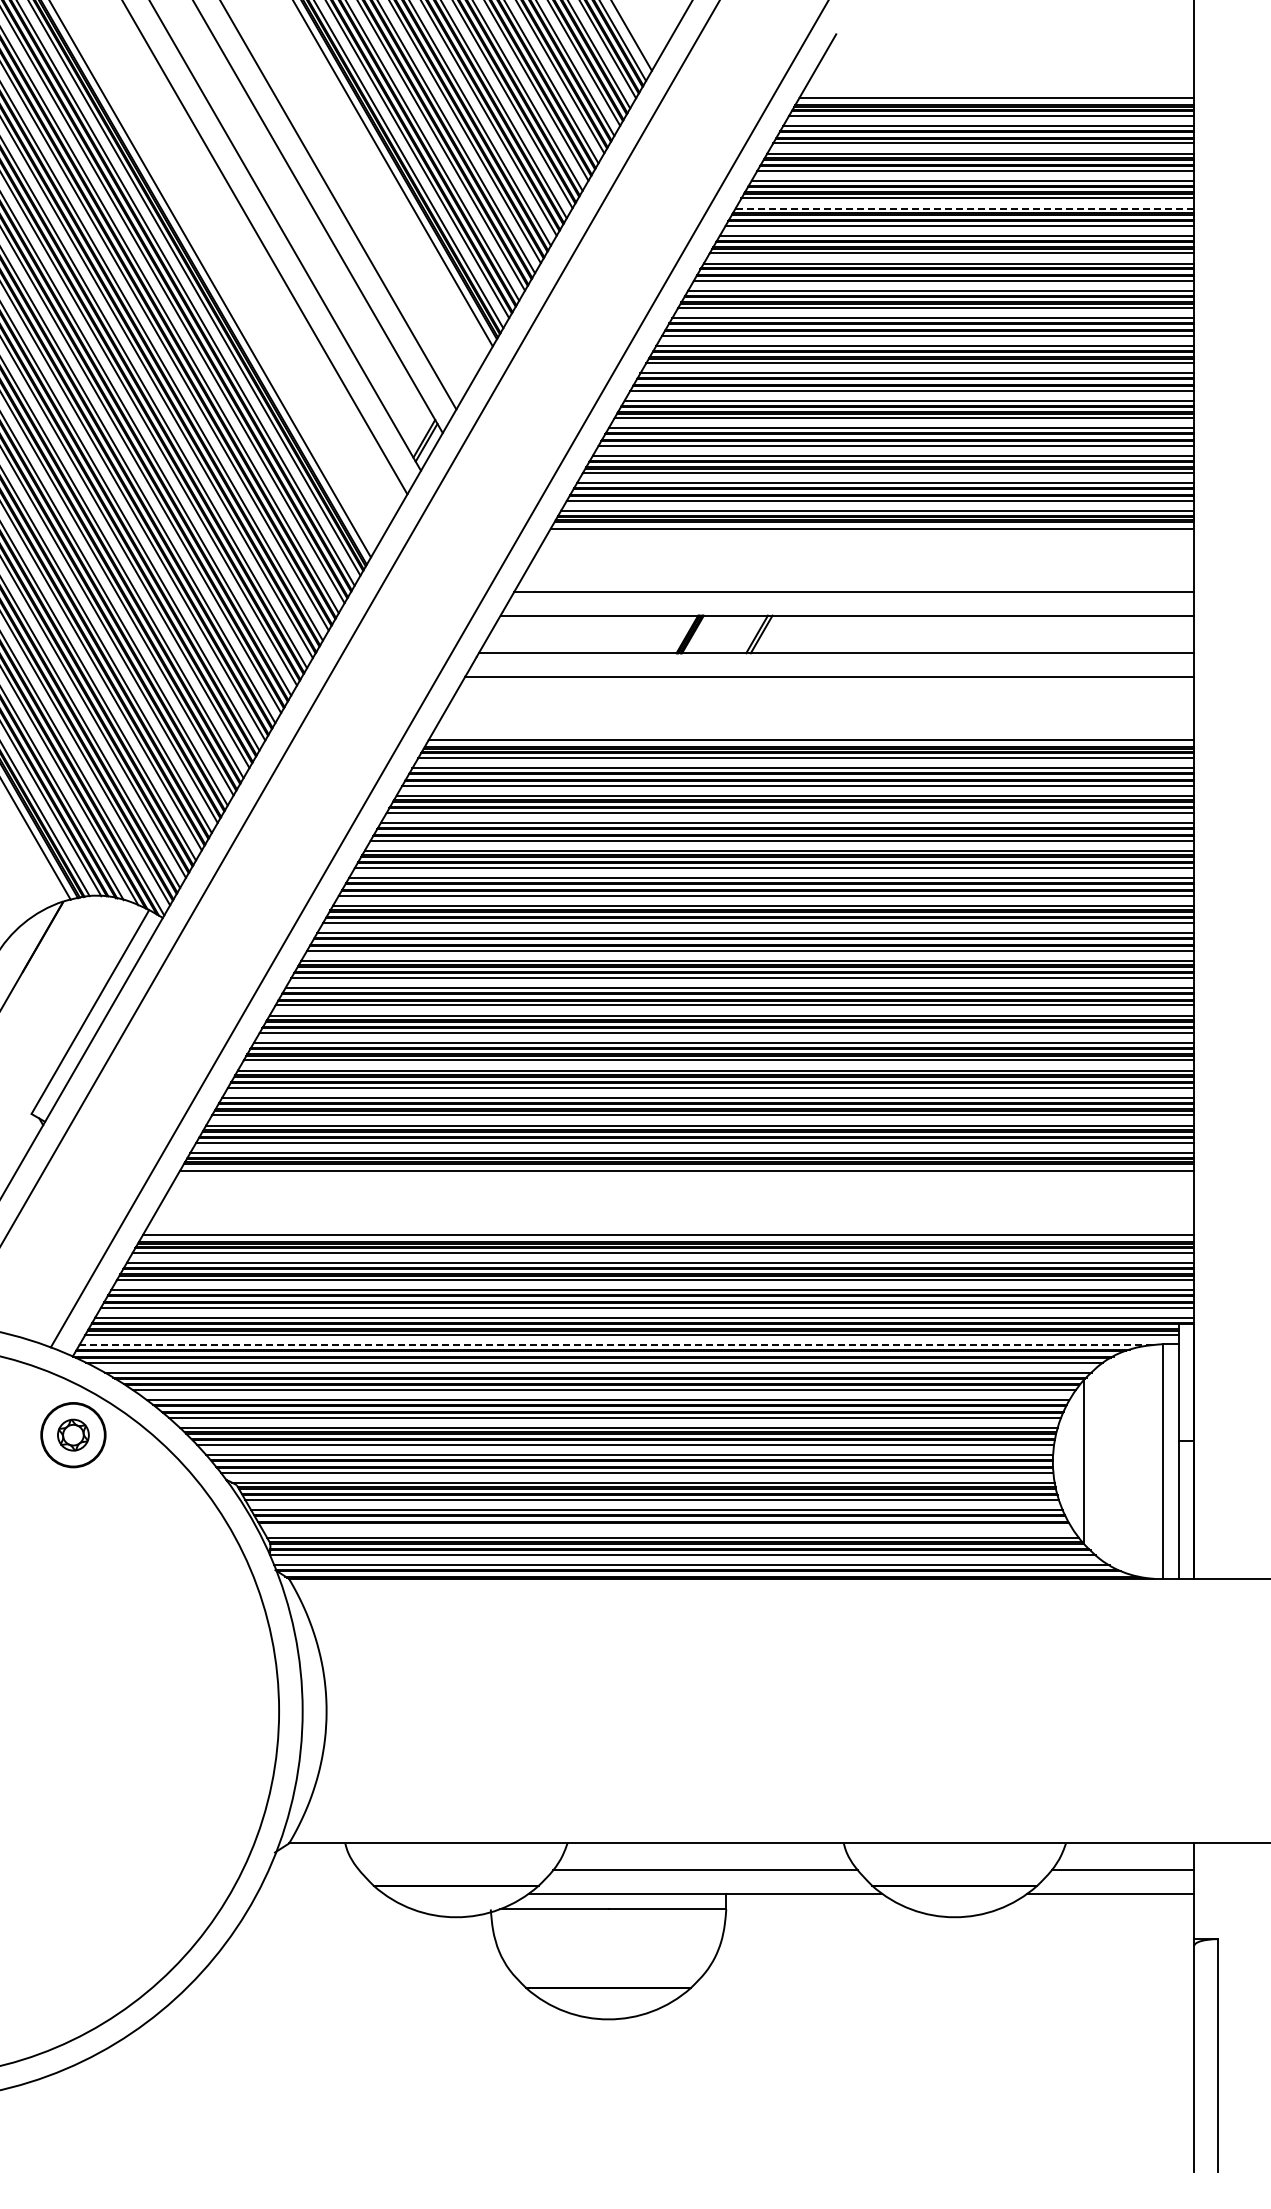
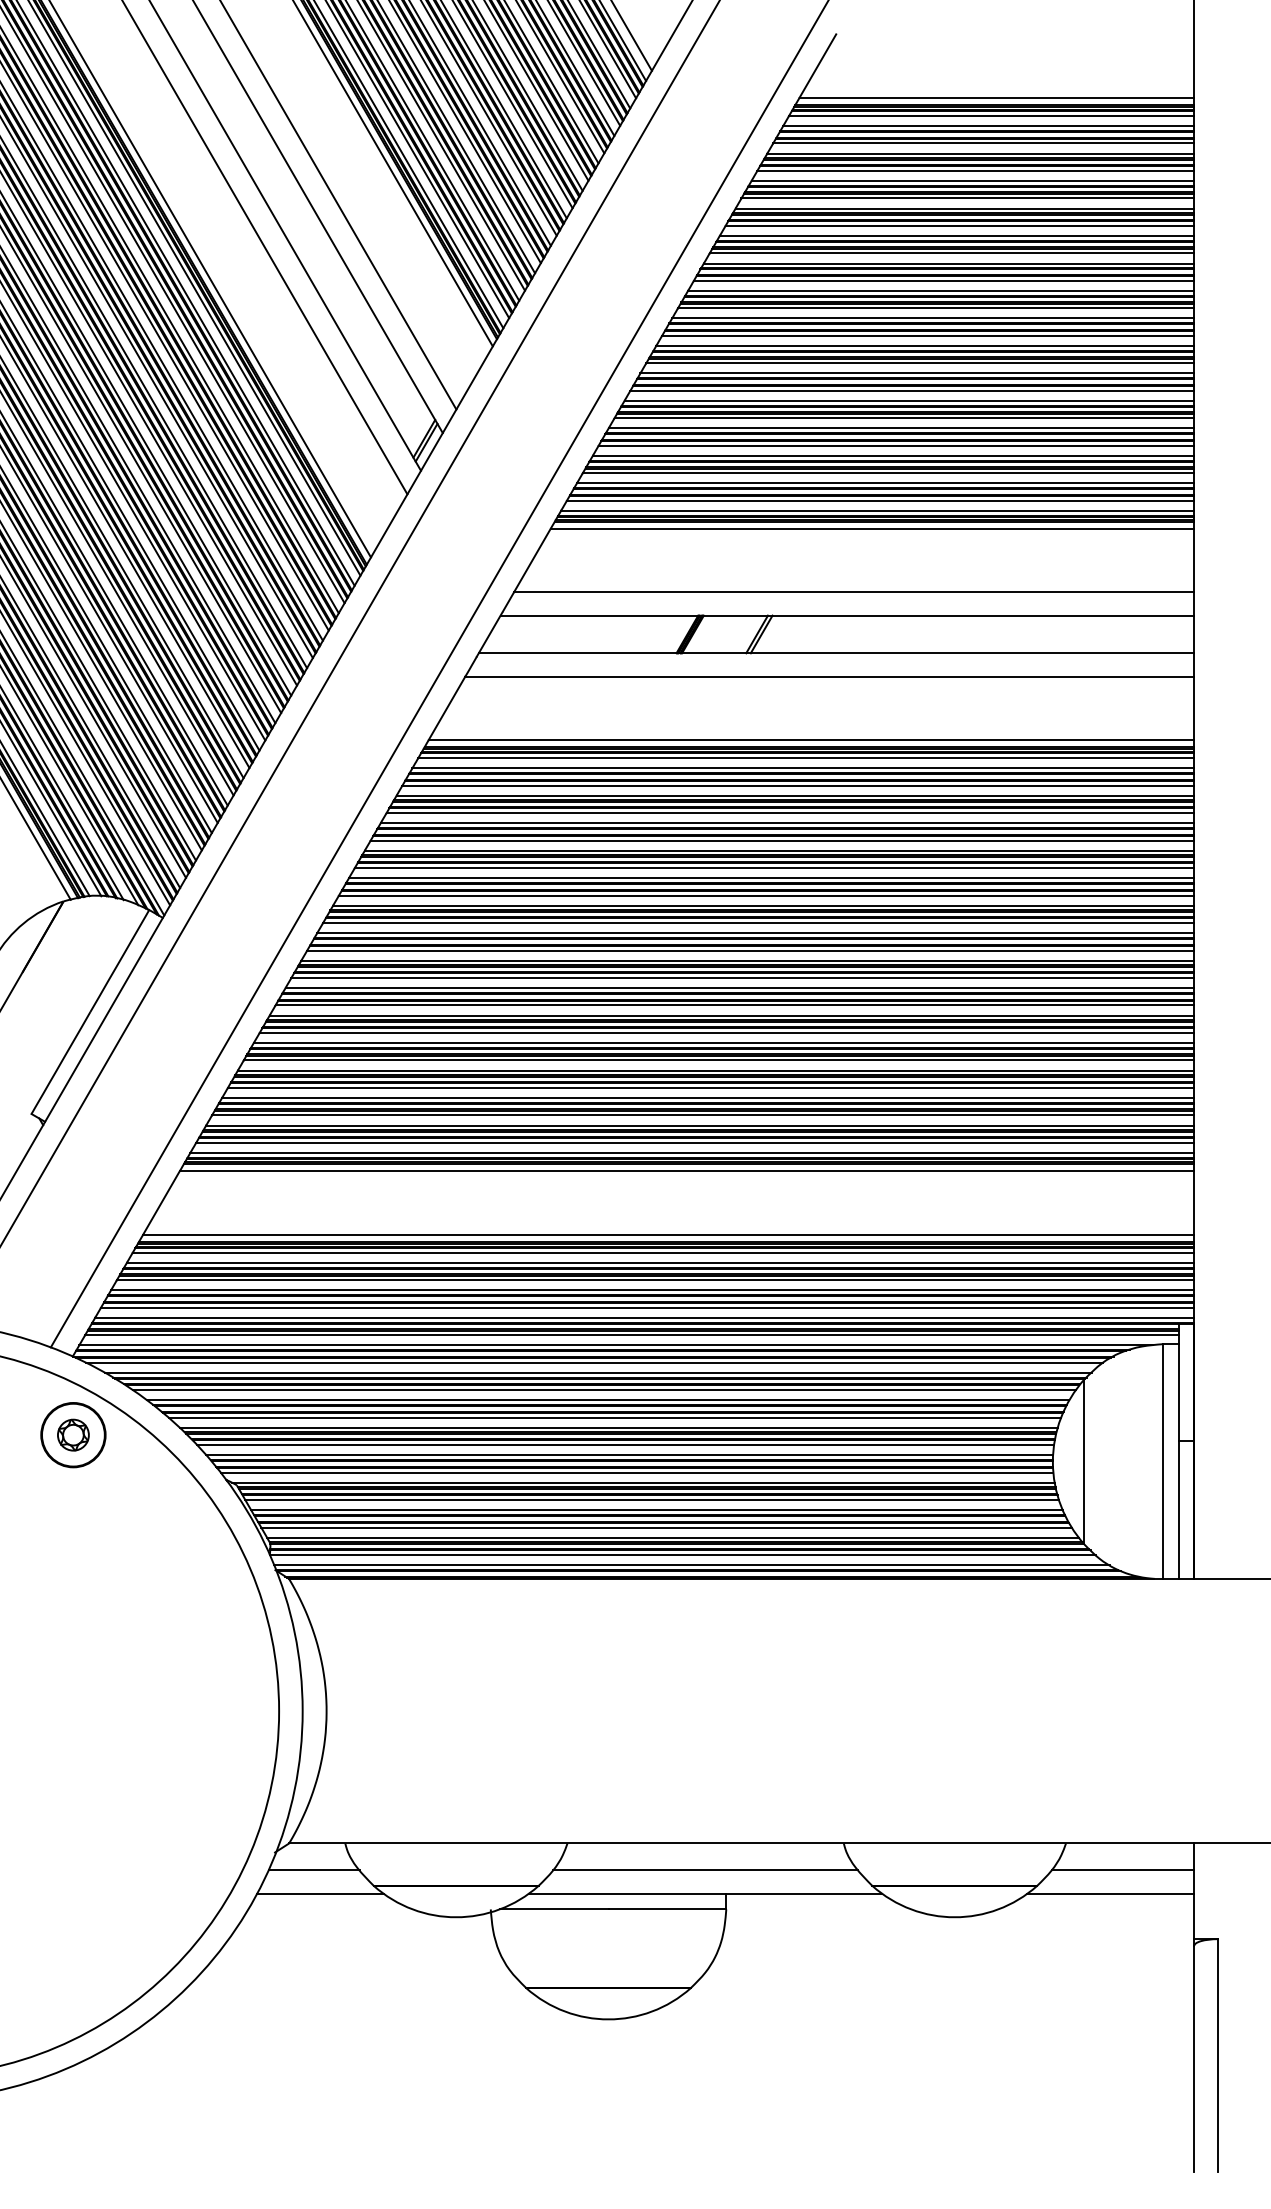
line: dashed -> solid (965, 208)
line: dashed -> solid (615, 1345)
line: none -> present (666, 1527)
line: none -> present (313, 1870)
line: none -> present (320, 1893)
